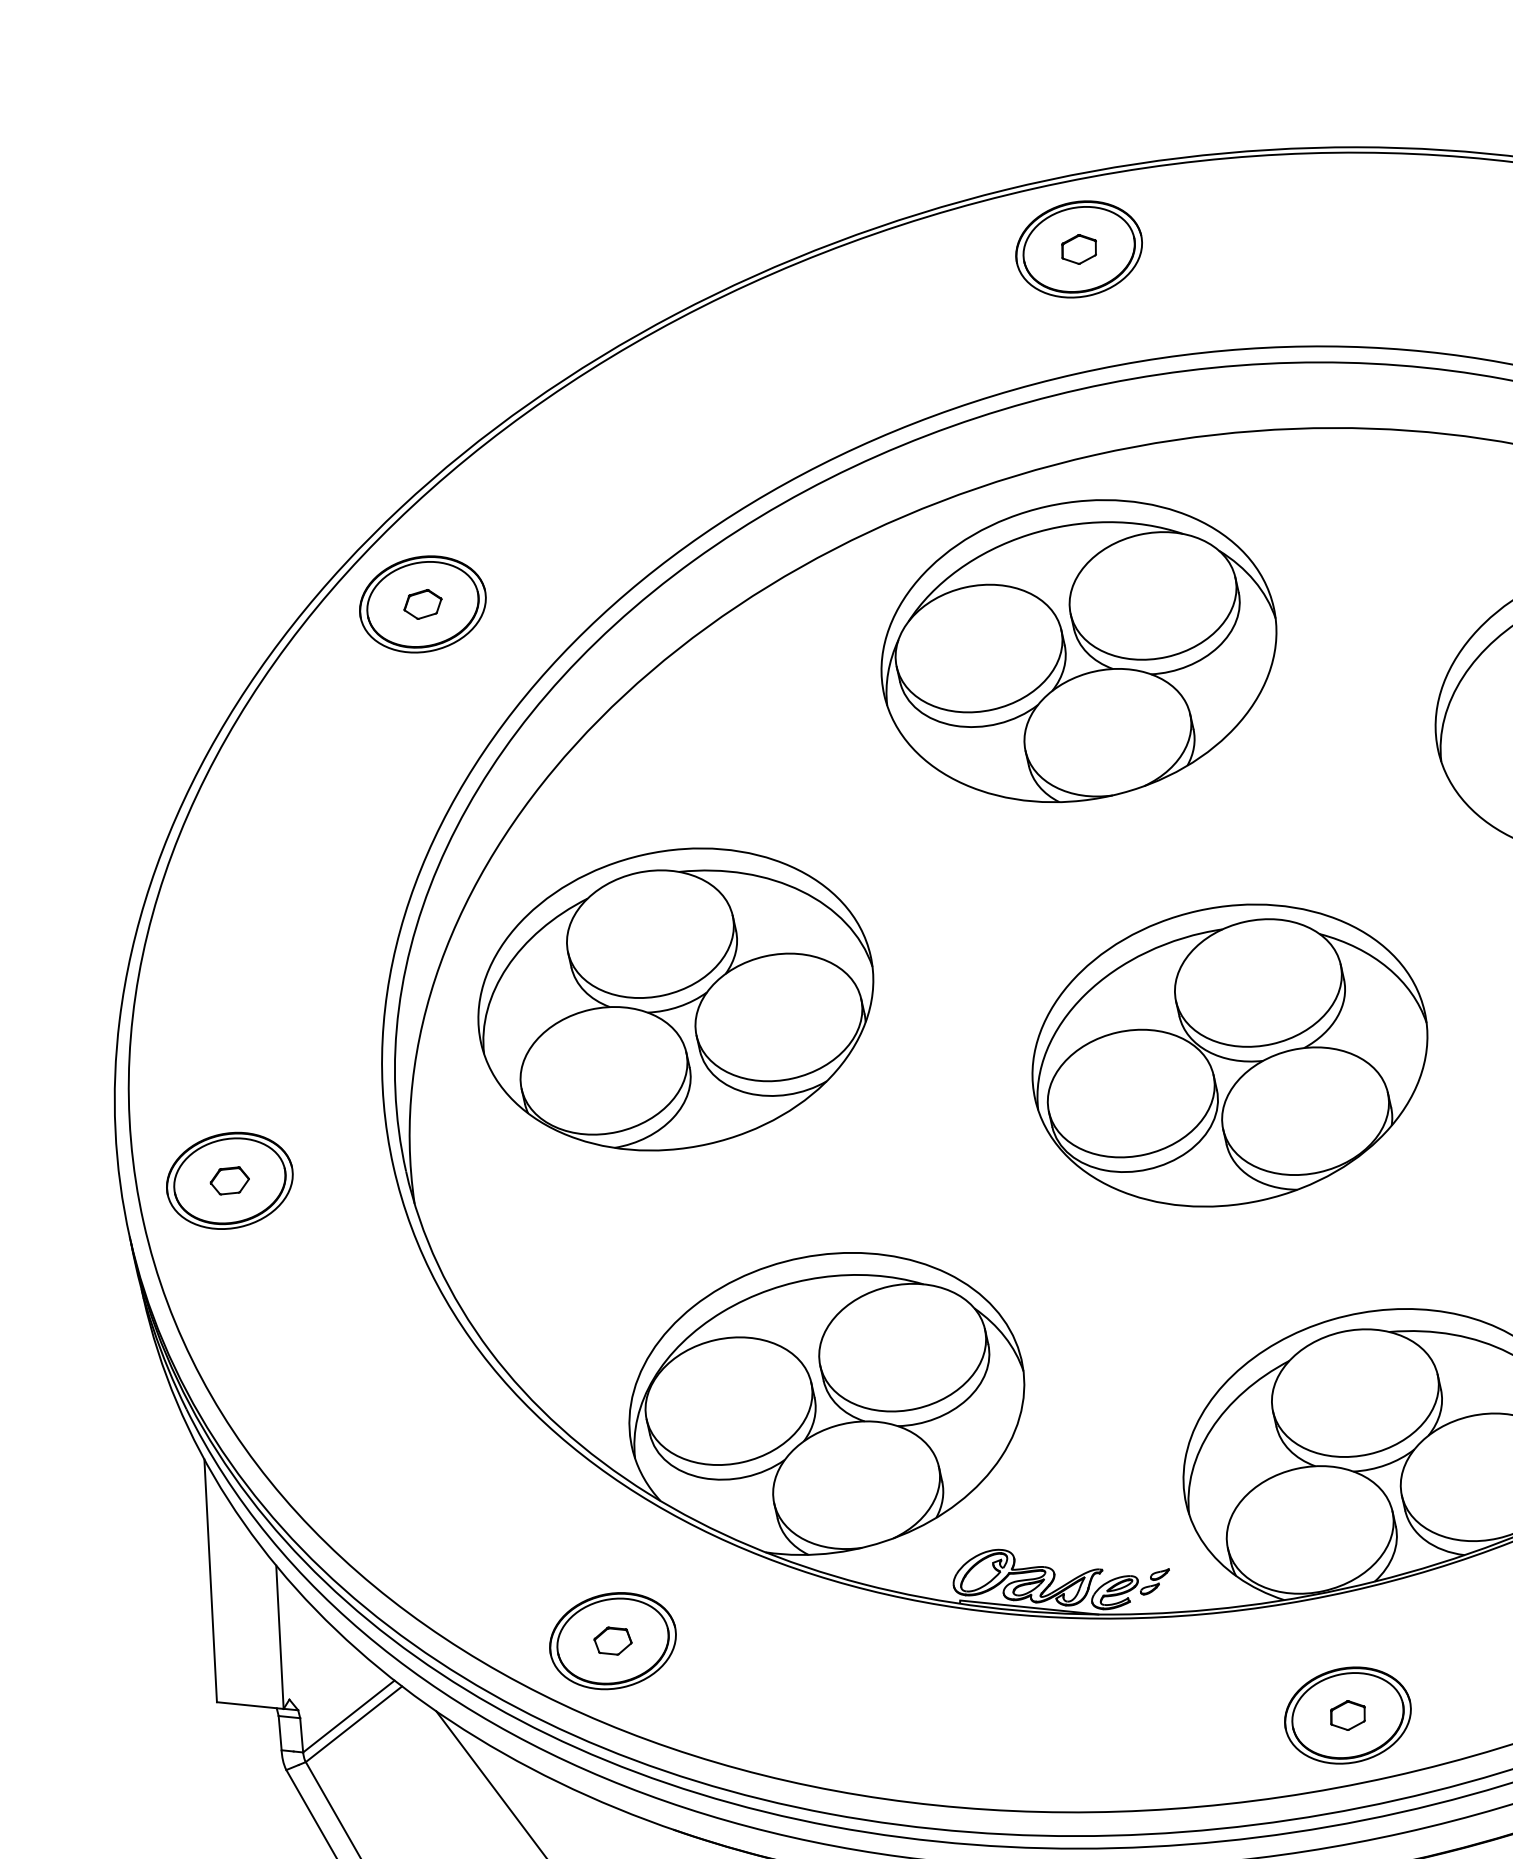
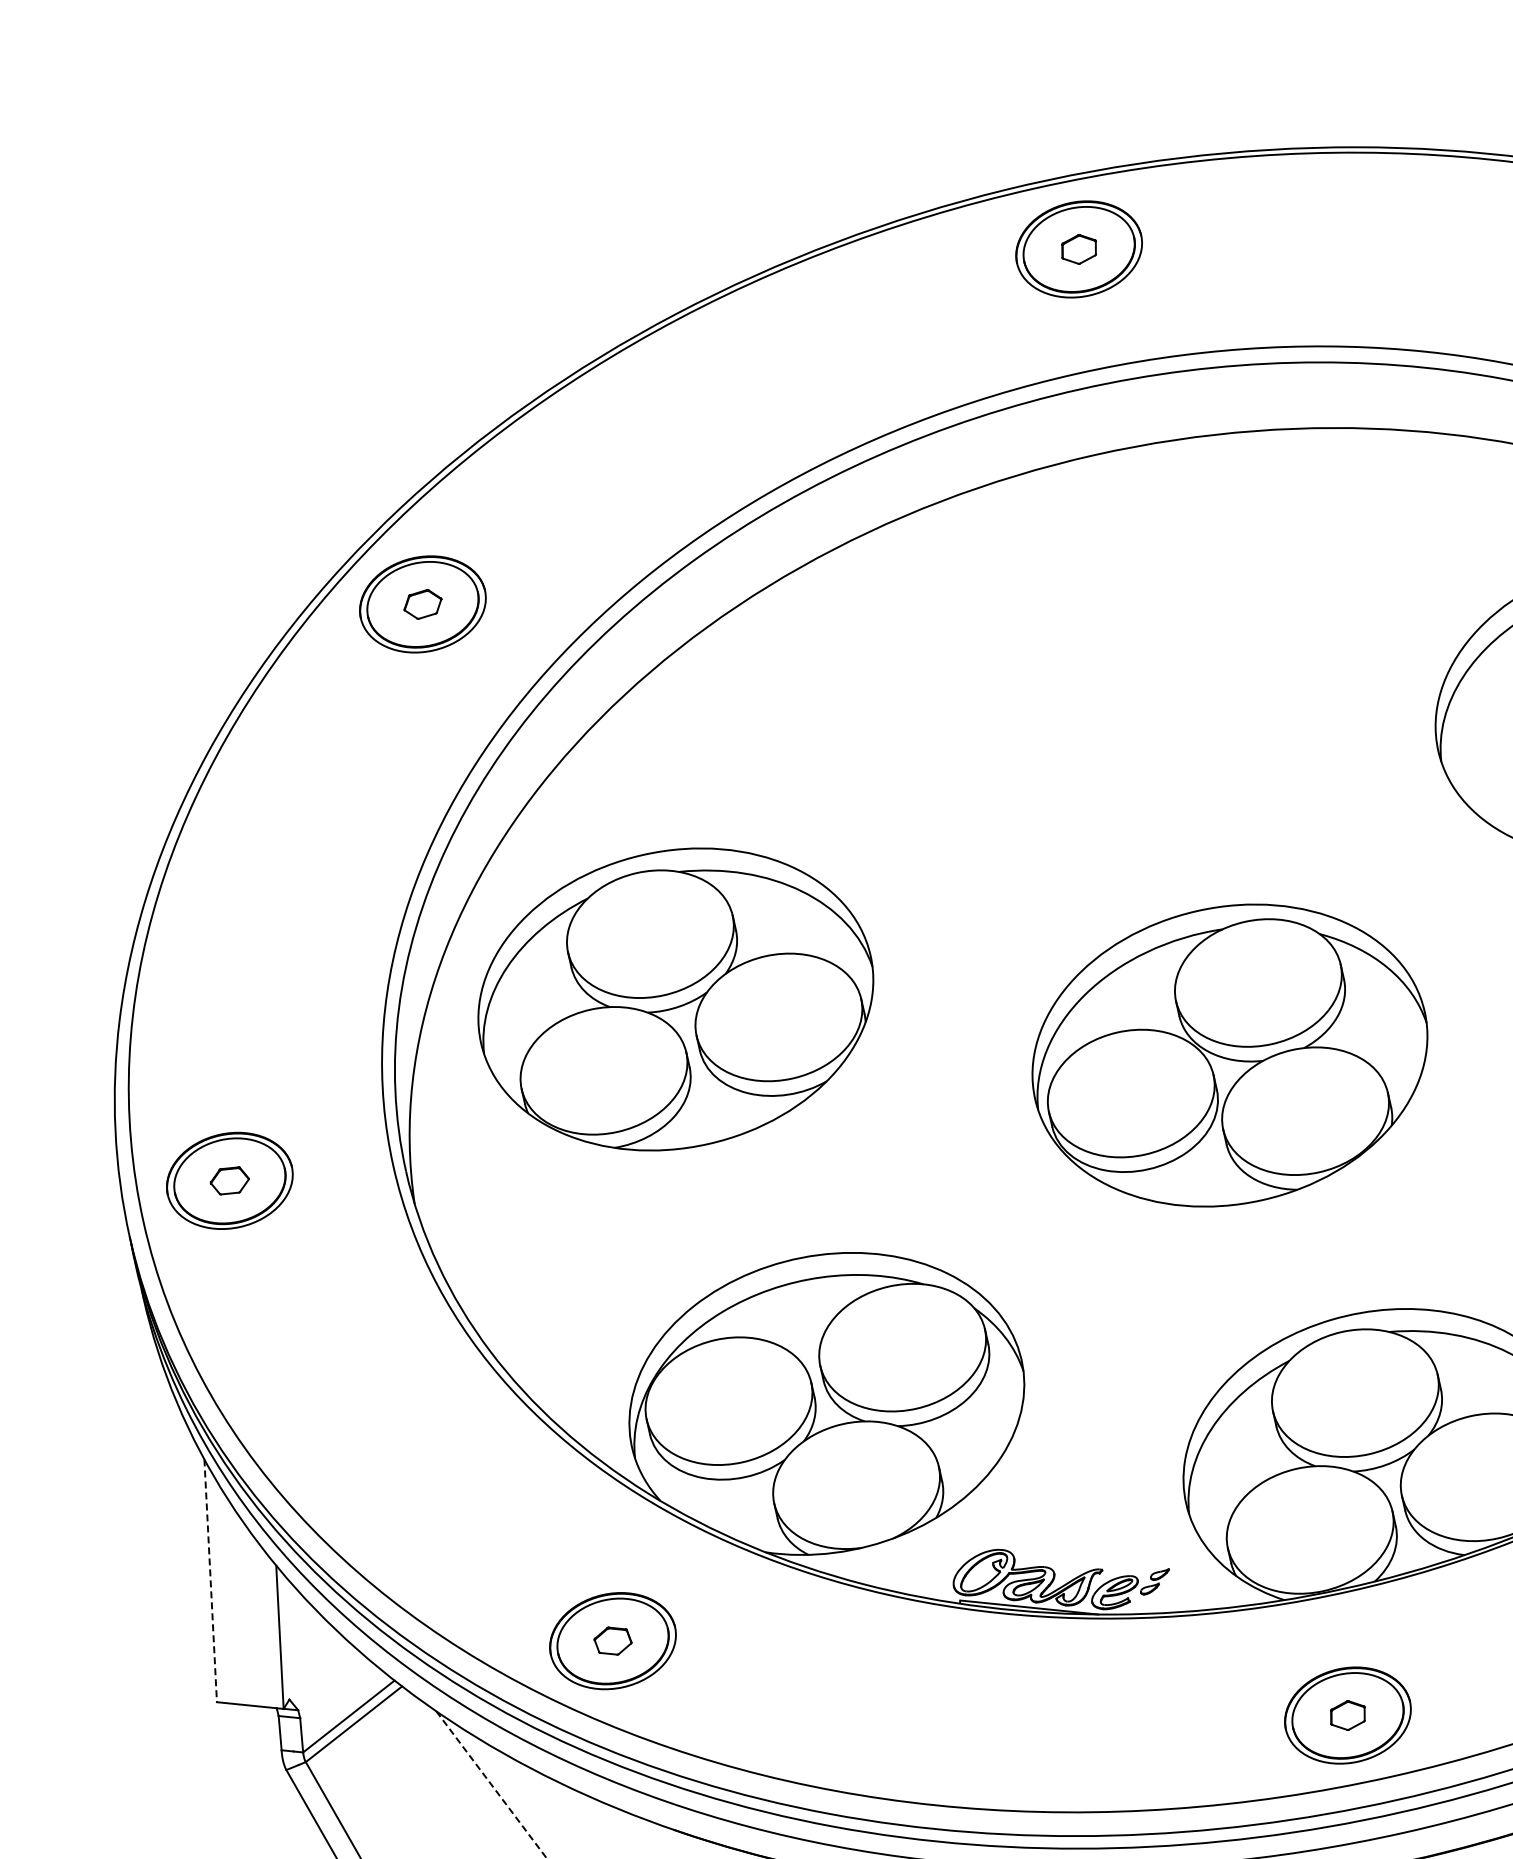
part: present -> none (1078, 651)
line: solid -> dashed (210, 1580)
line: solid -> dashed (491, 1784)
